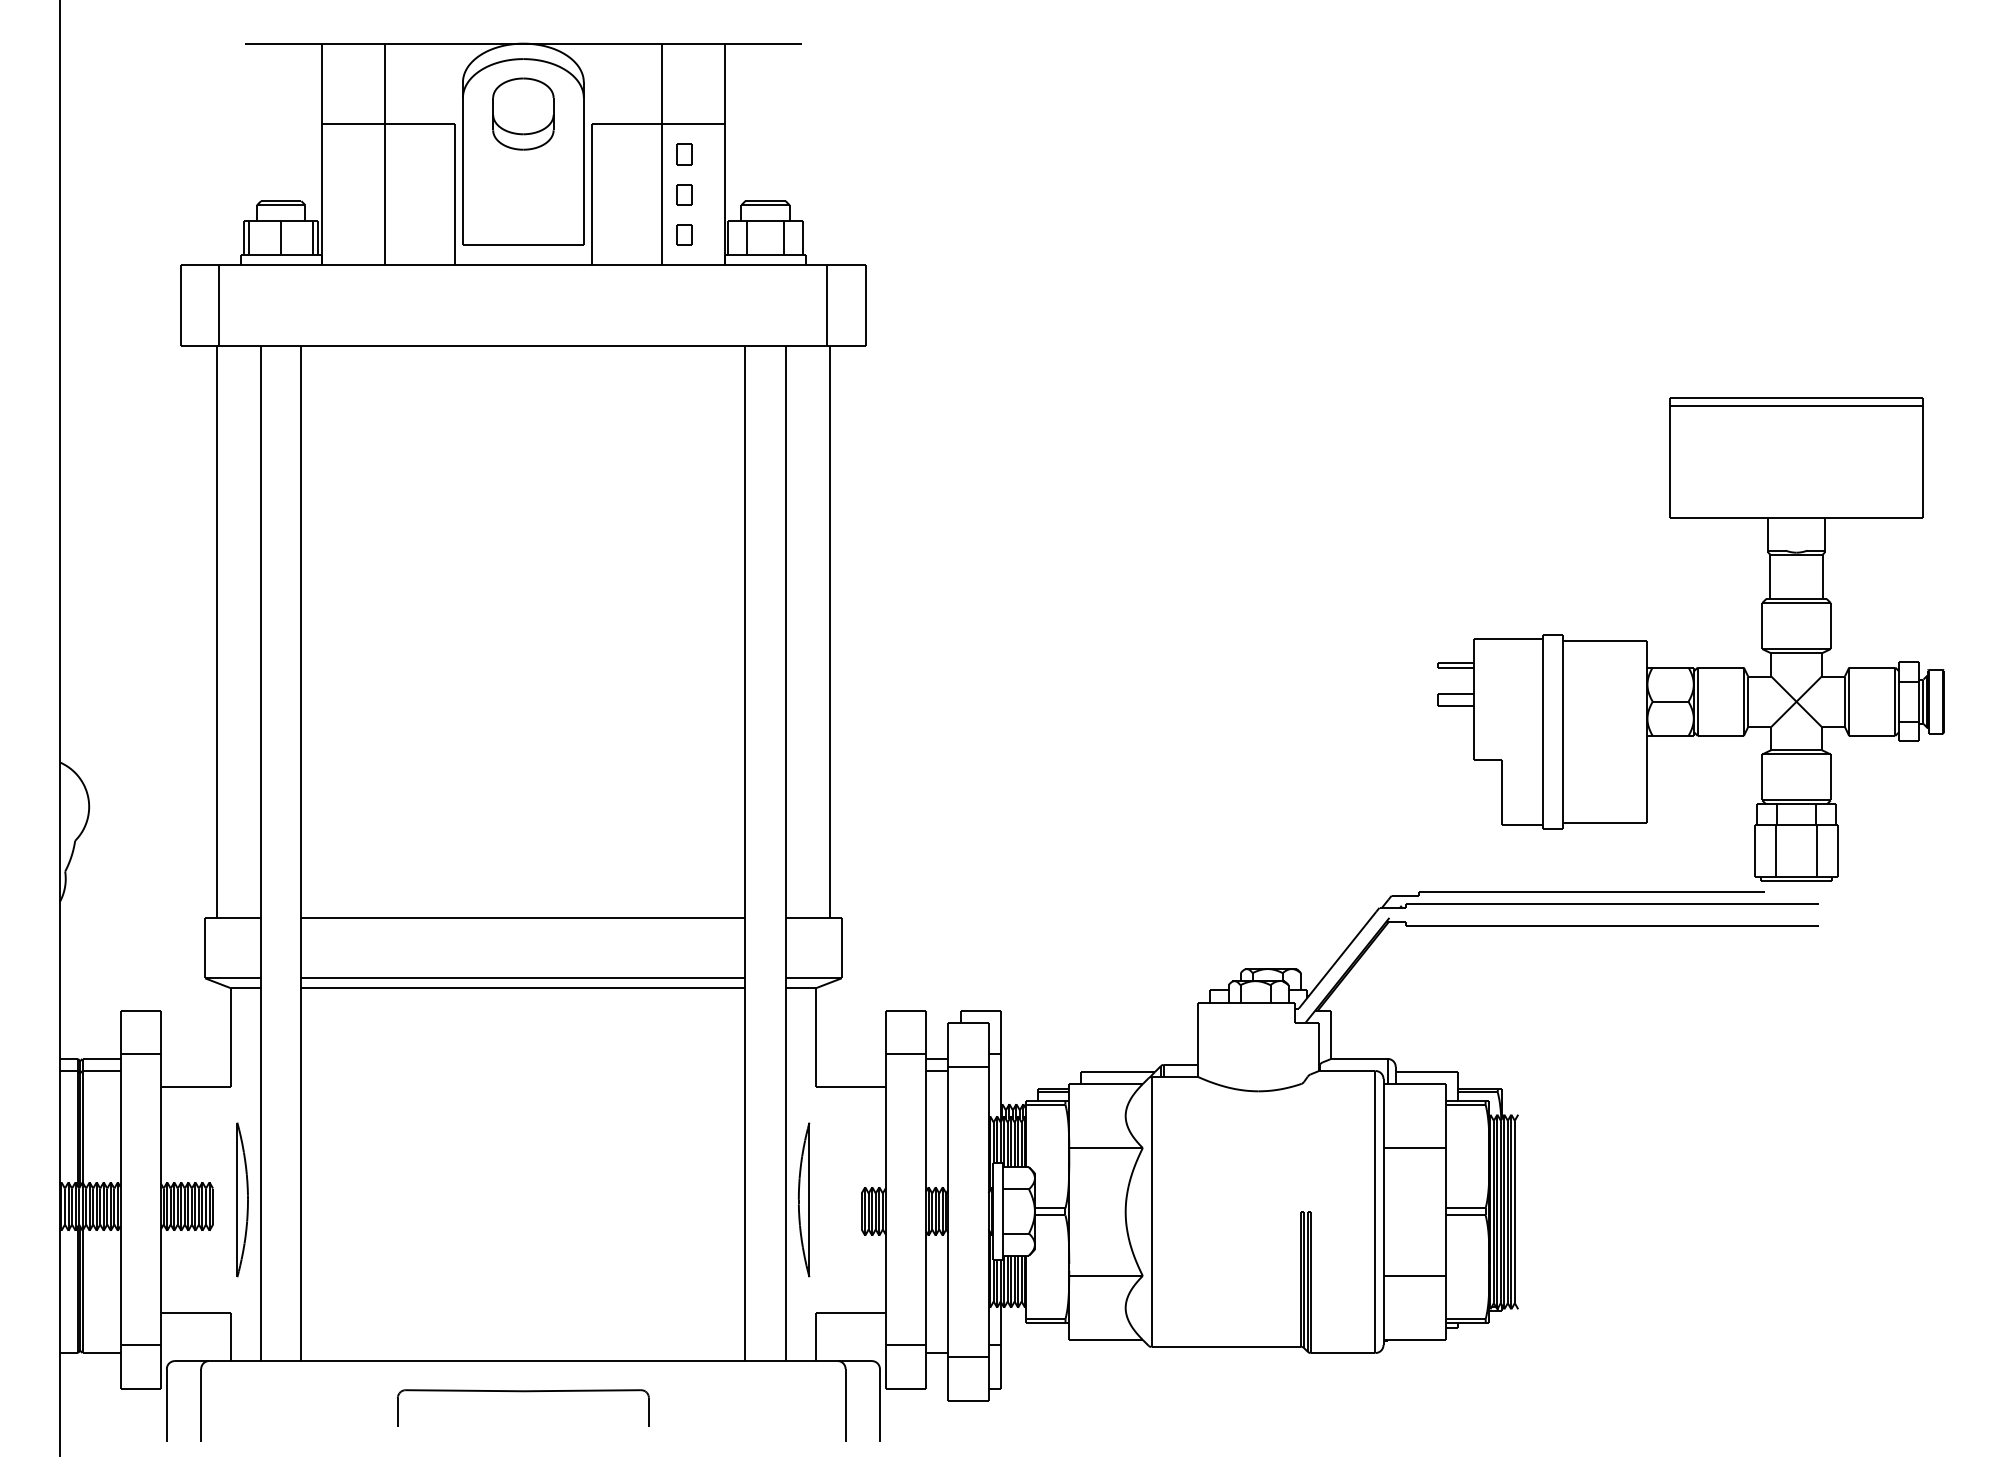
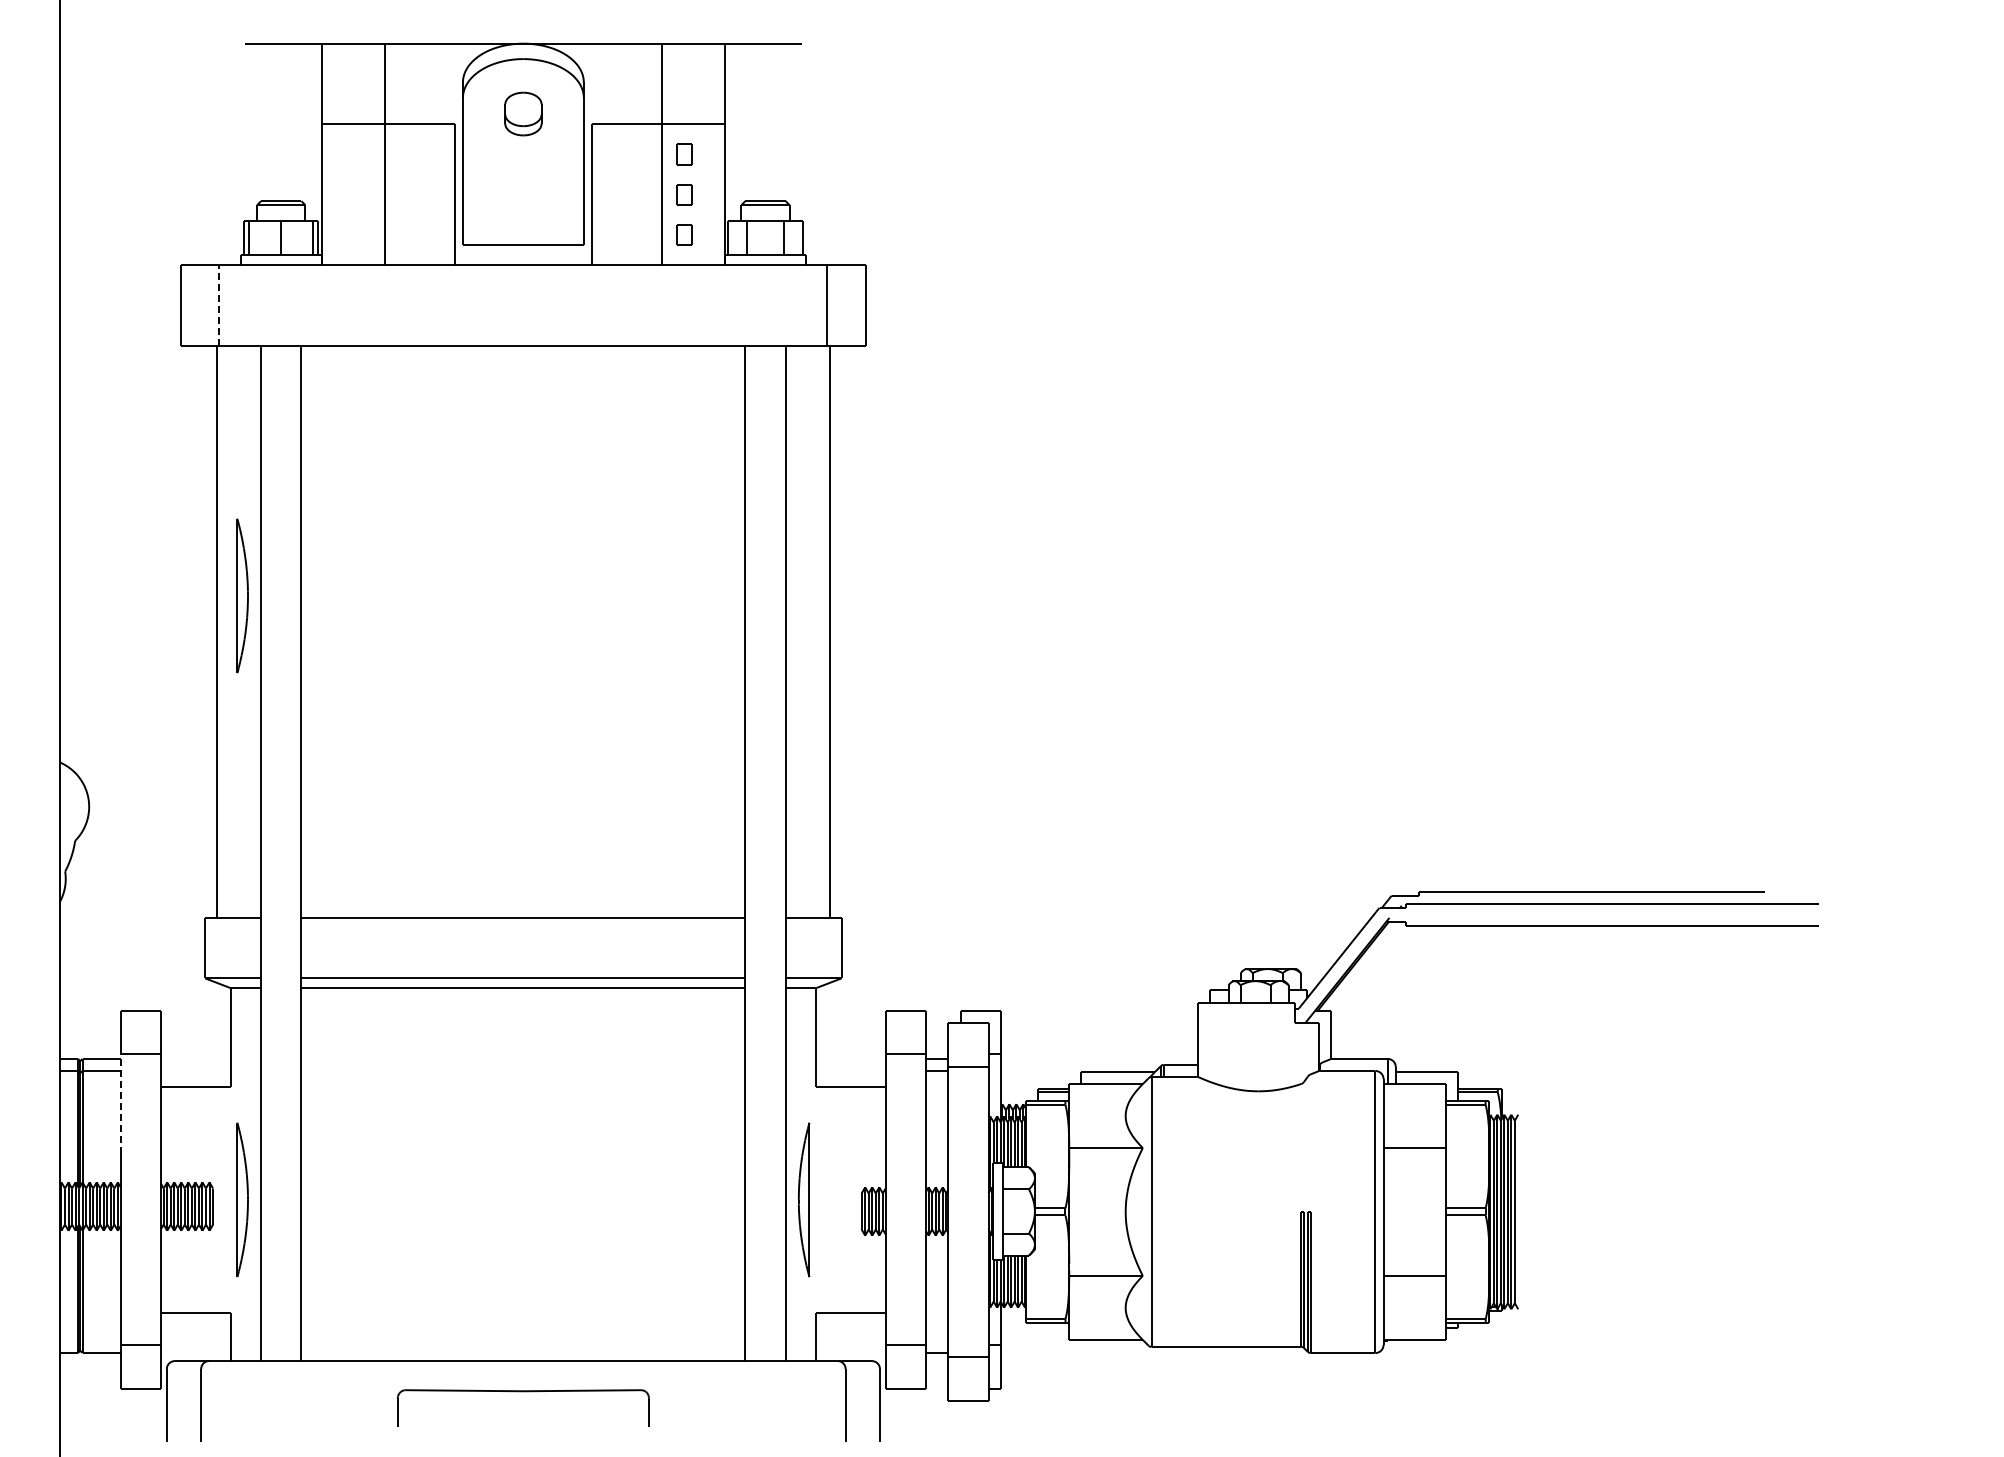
part size: 63x74 px -> 39x46 px (523, 113)
line: solid -> dashed (219, 305)
part: none -> present (242, 595)
part: present -> none (1690, 667)
line: solid -> dashed (120, 1103)
